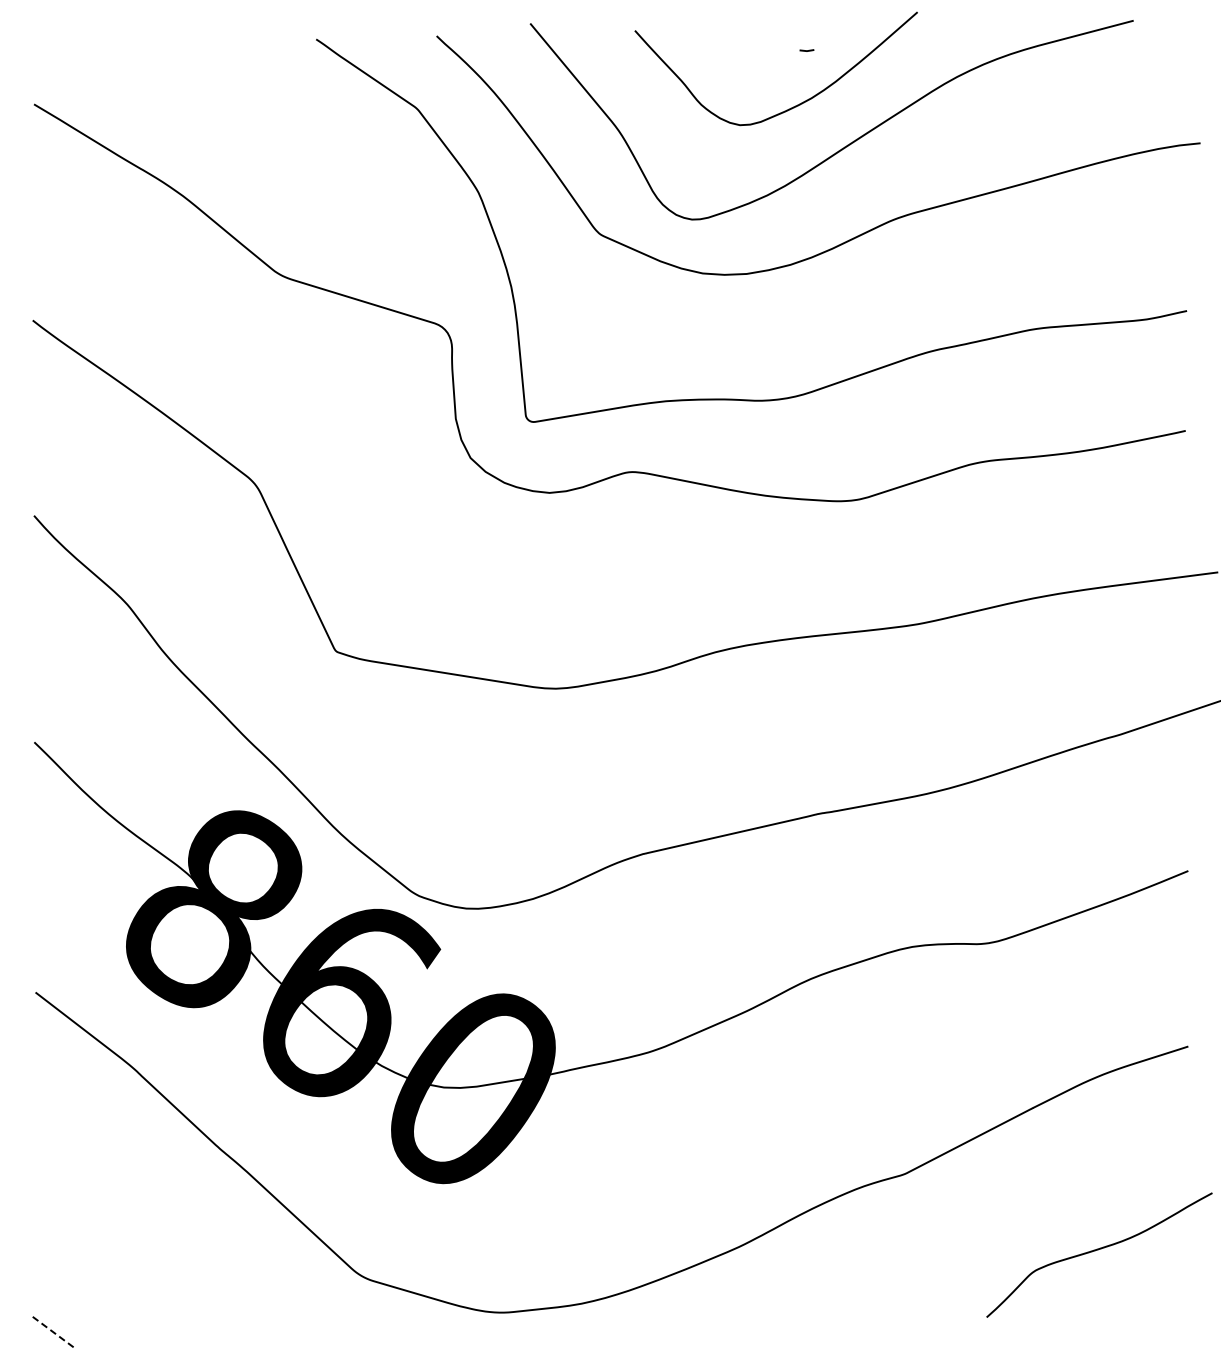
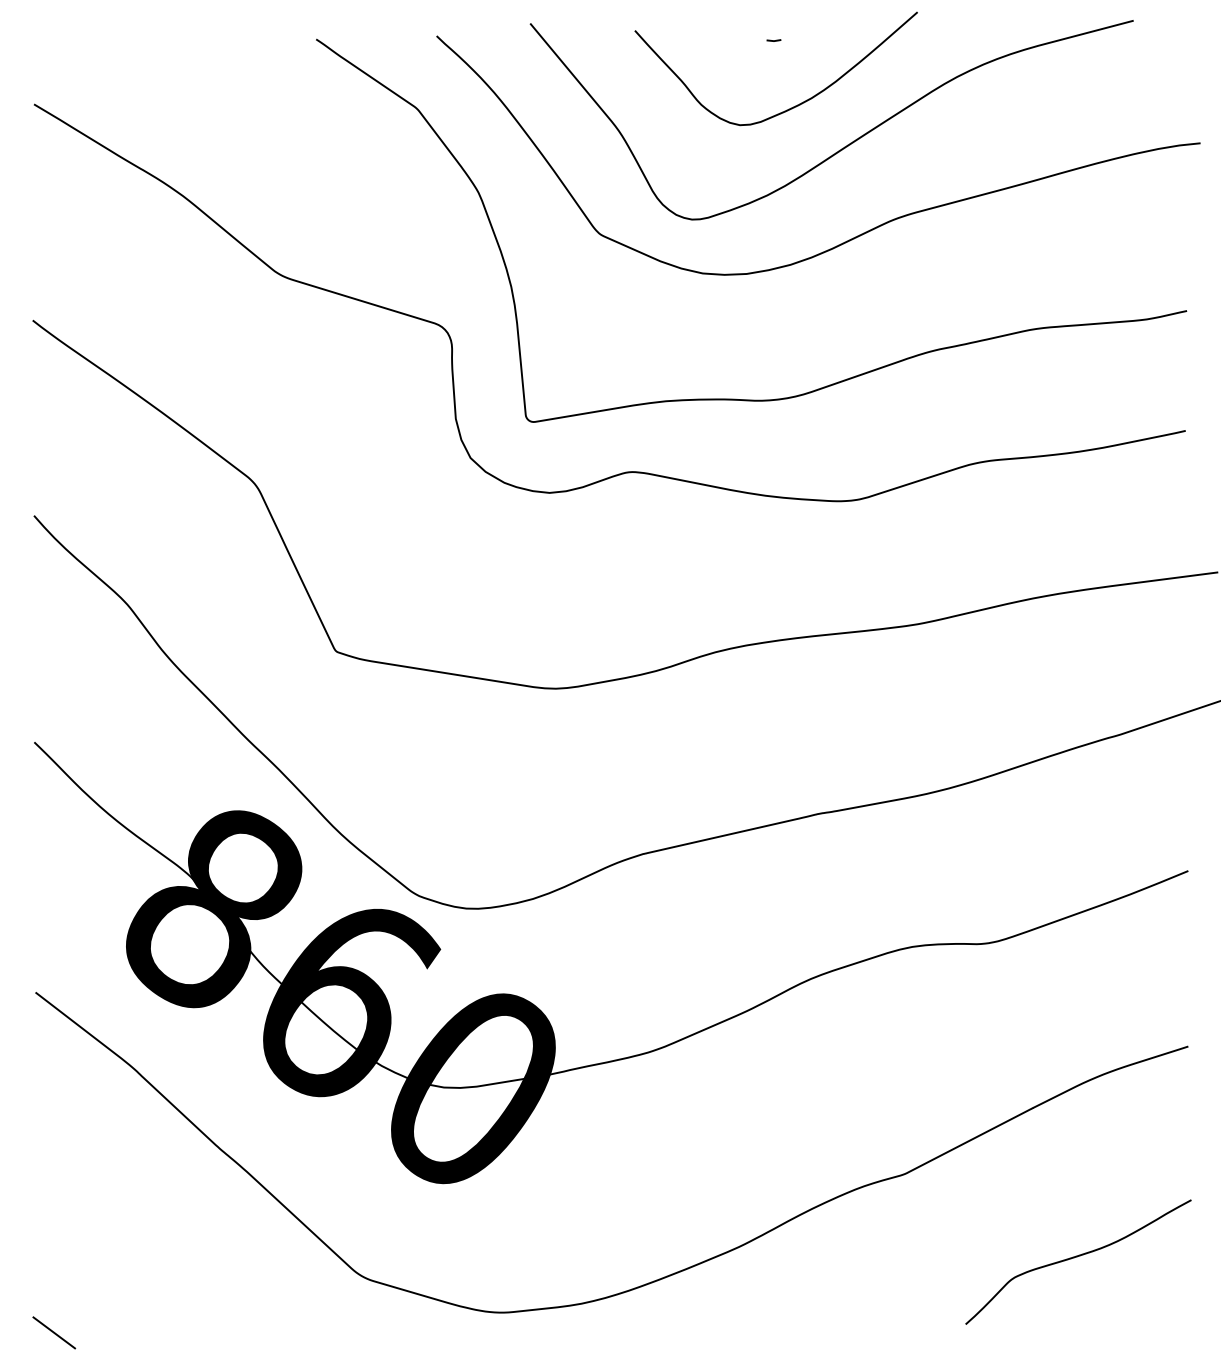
line position: (806, 50) -> (773, 40) (773, 40)
curve position: (1098, 1250) -> (1077, 1257) (1077, 1257)
line: dashed -> solid (54, 1332)
